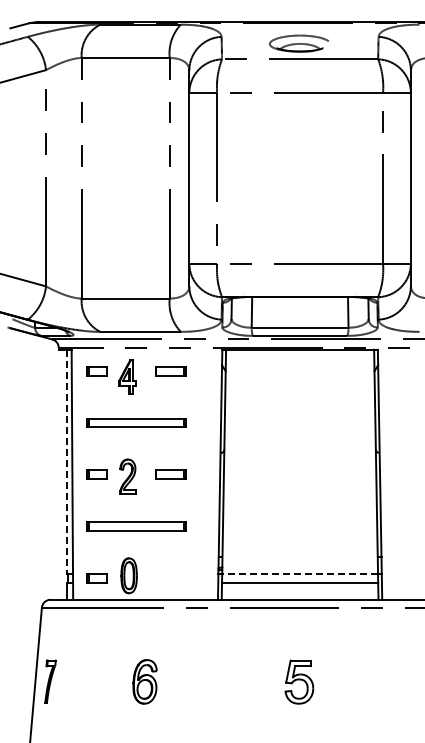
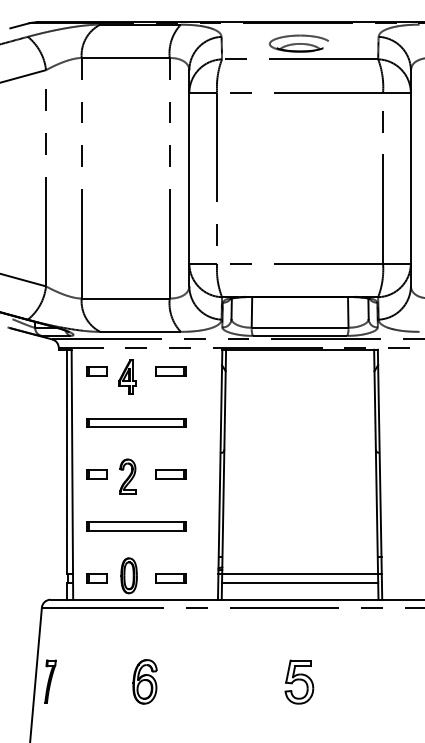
line: dashed -> solid (67, 462)
line: dashed -> solid (300, 573)
part: none -> present (170, 578)
